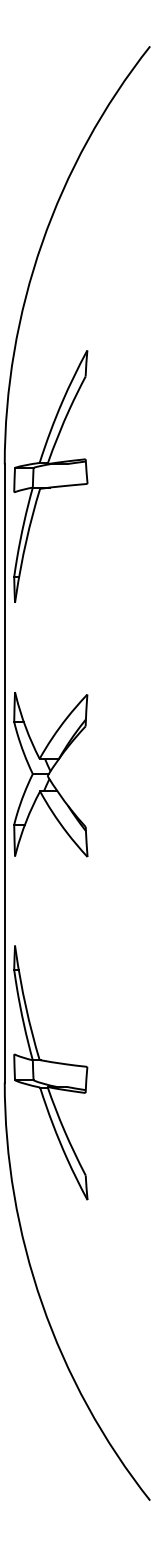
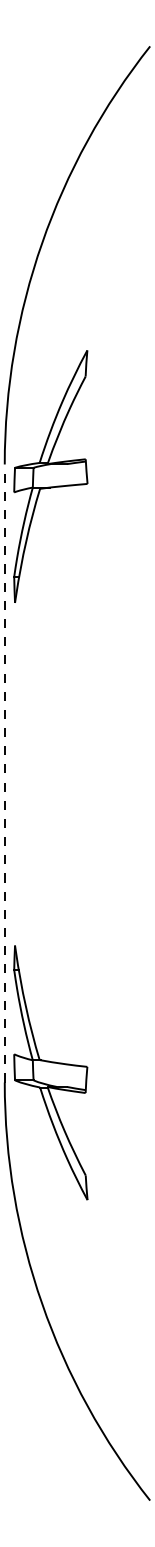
line: solid -> dashed (4, 773)
part: present -> none (50, 774)
